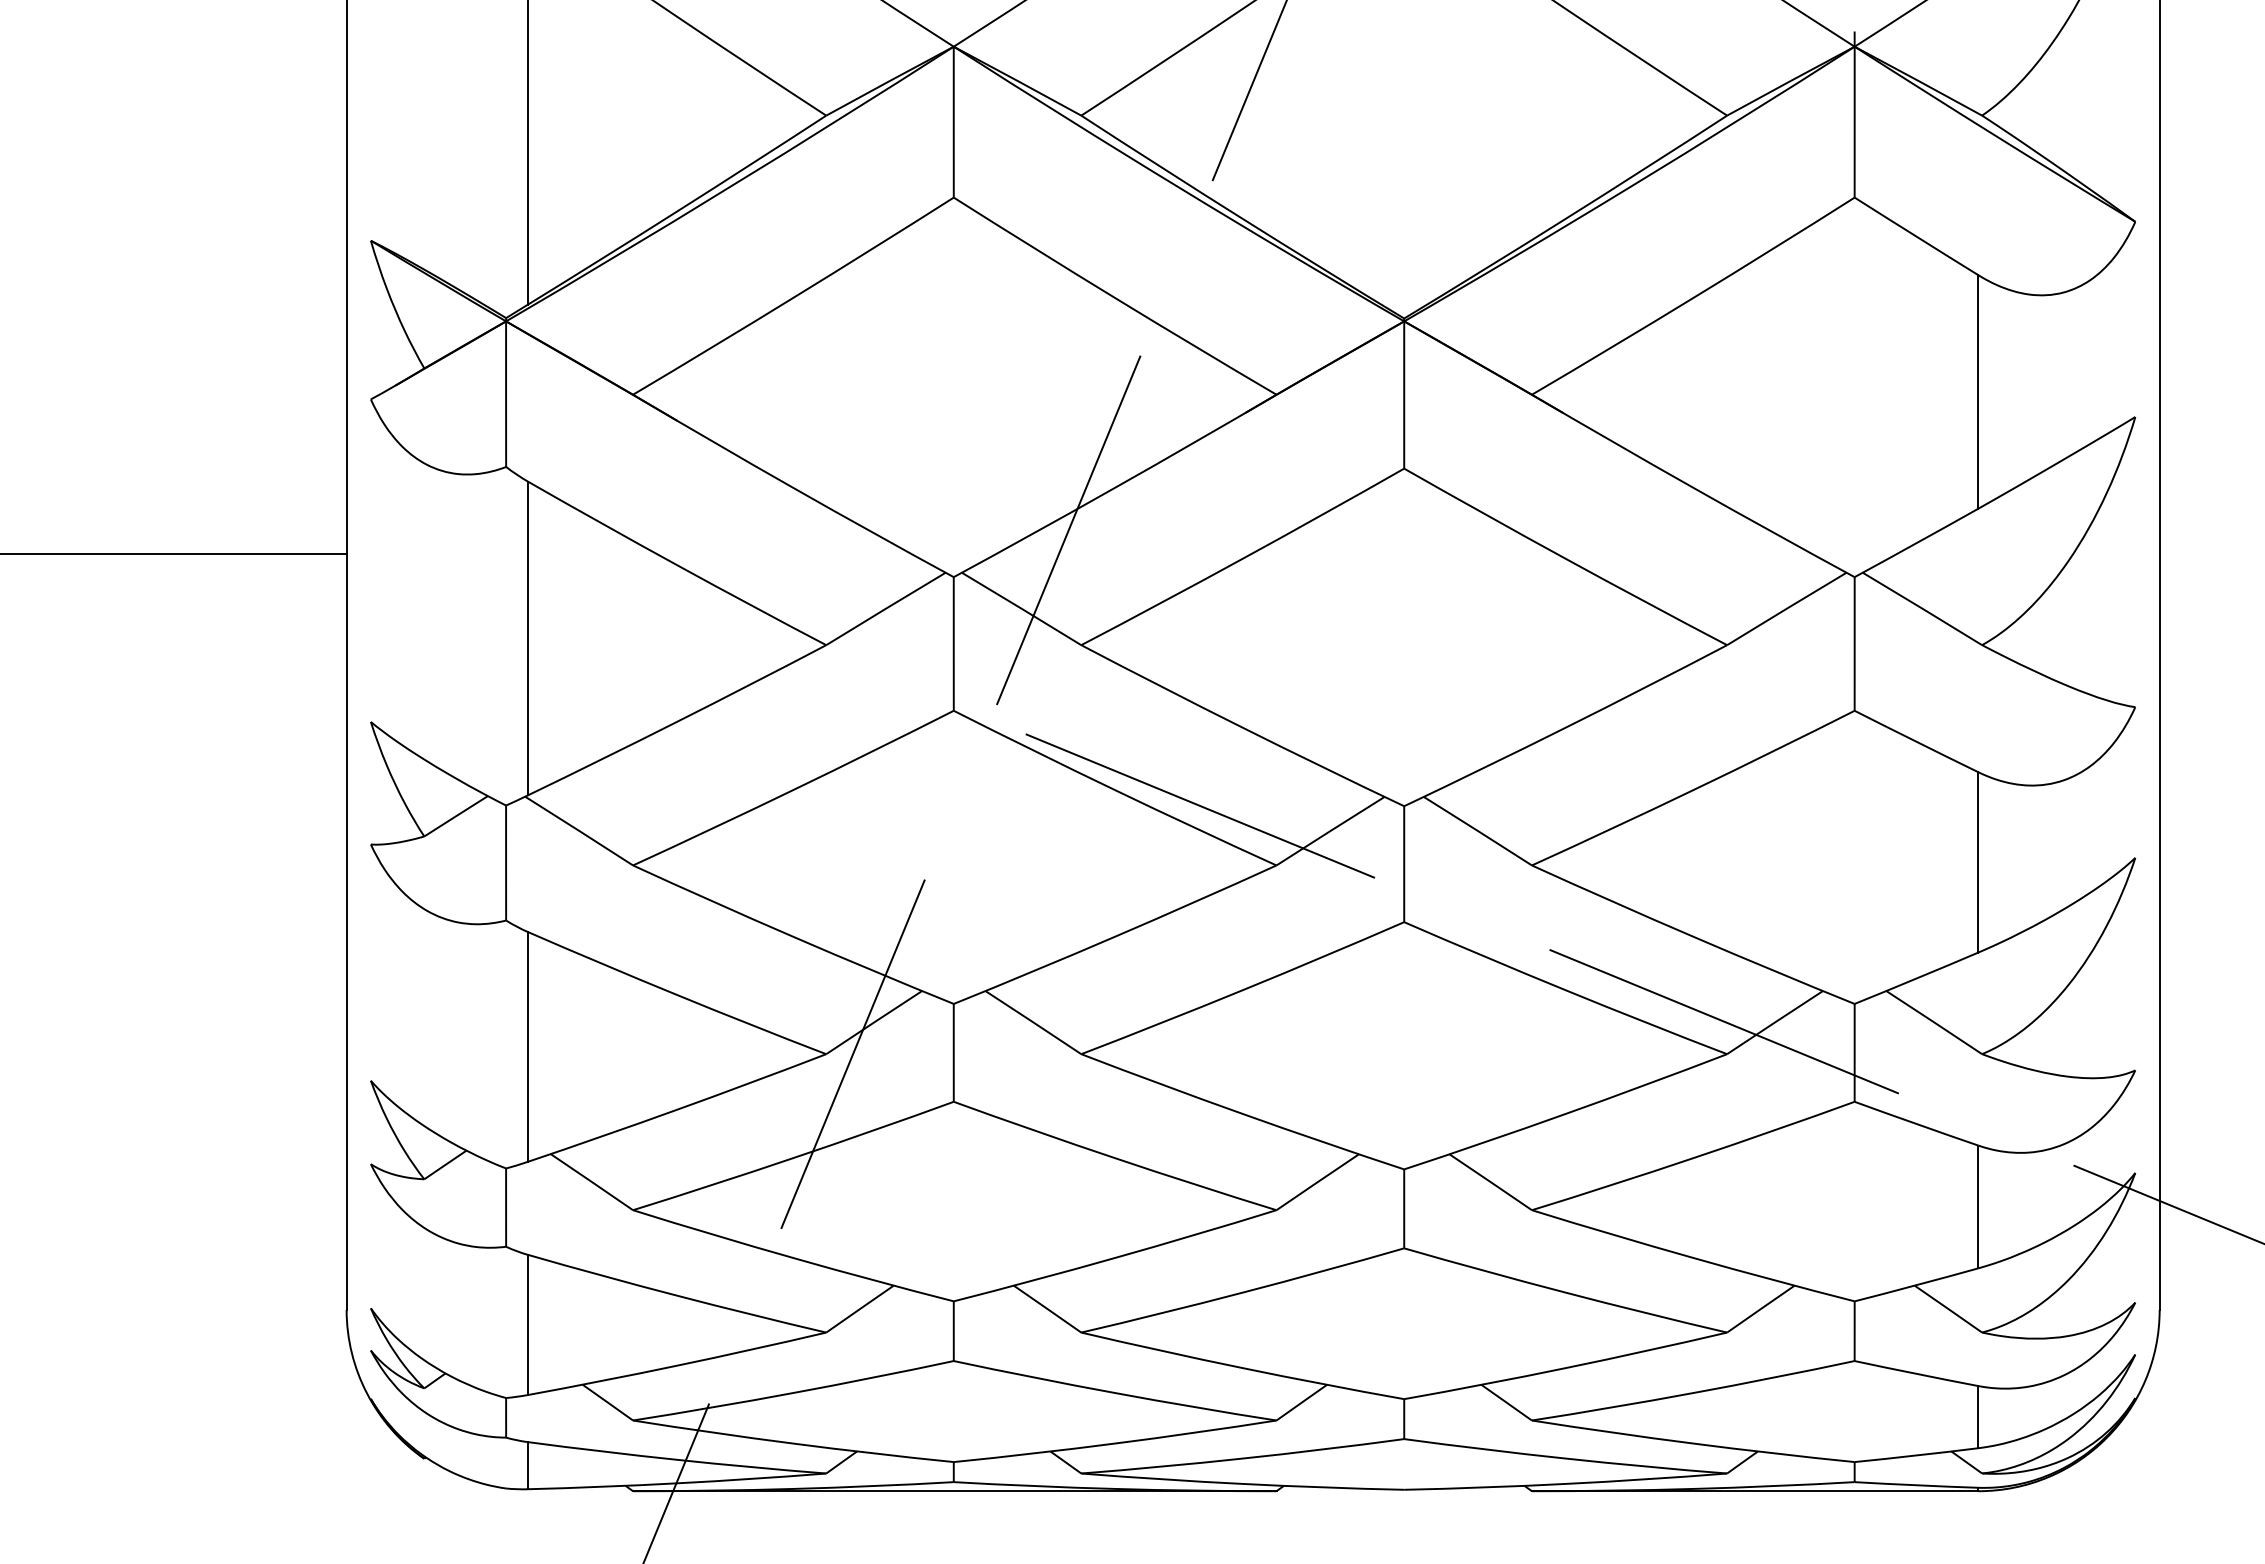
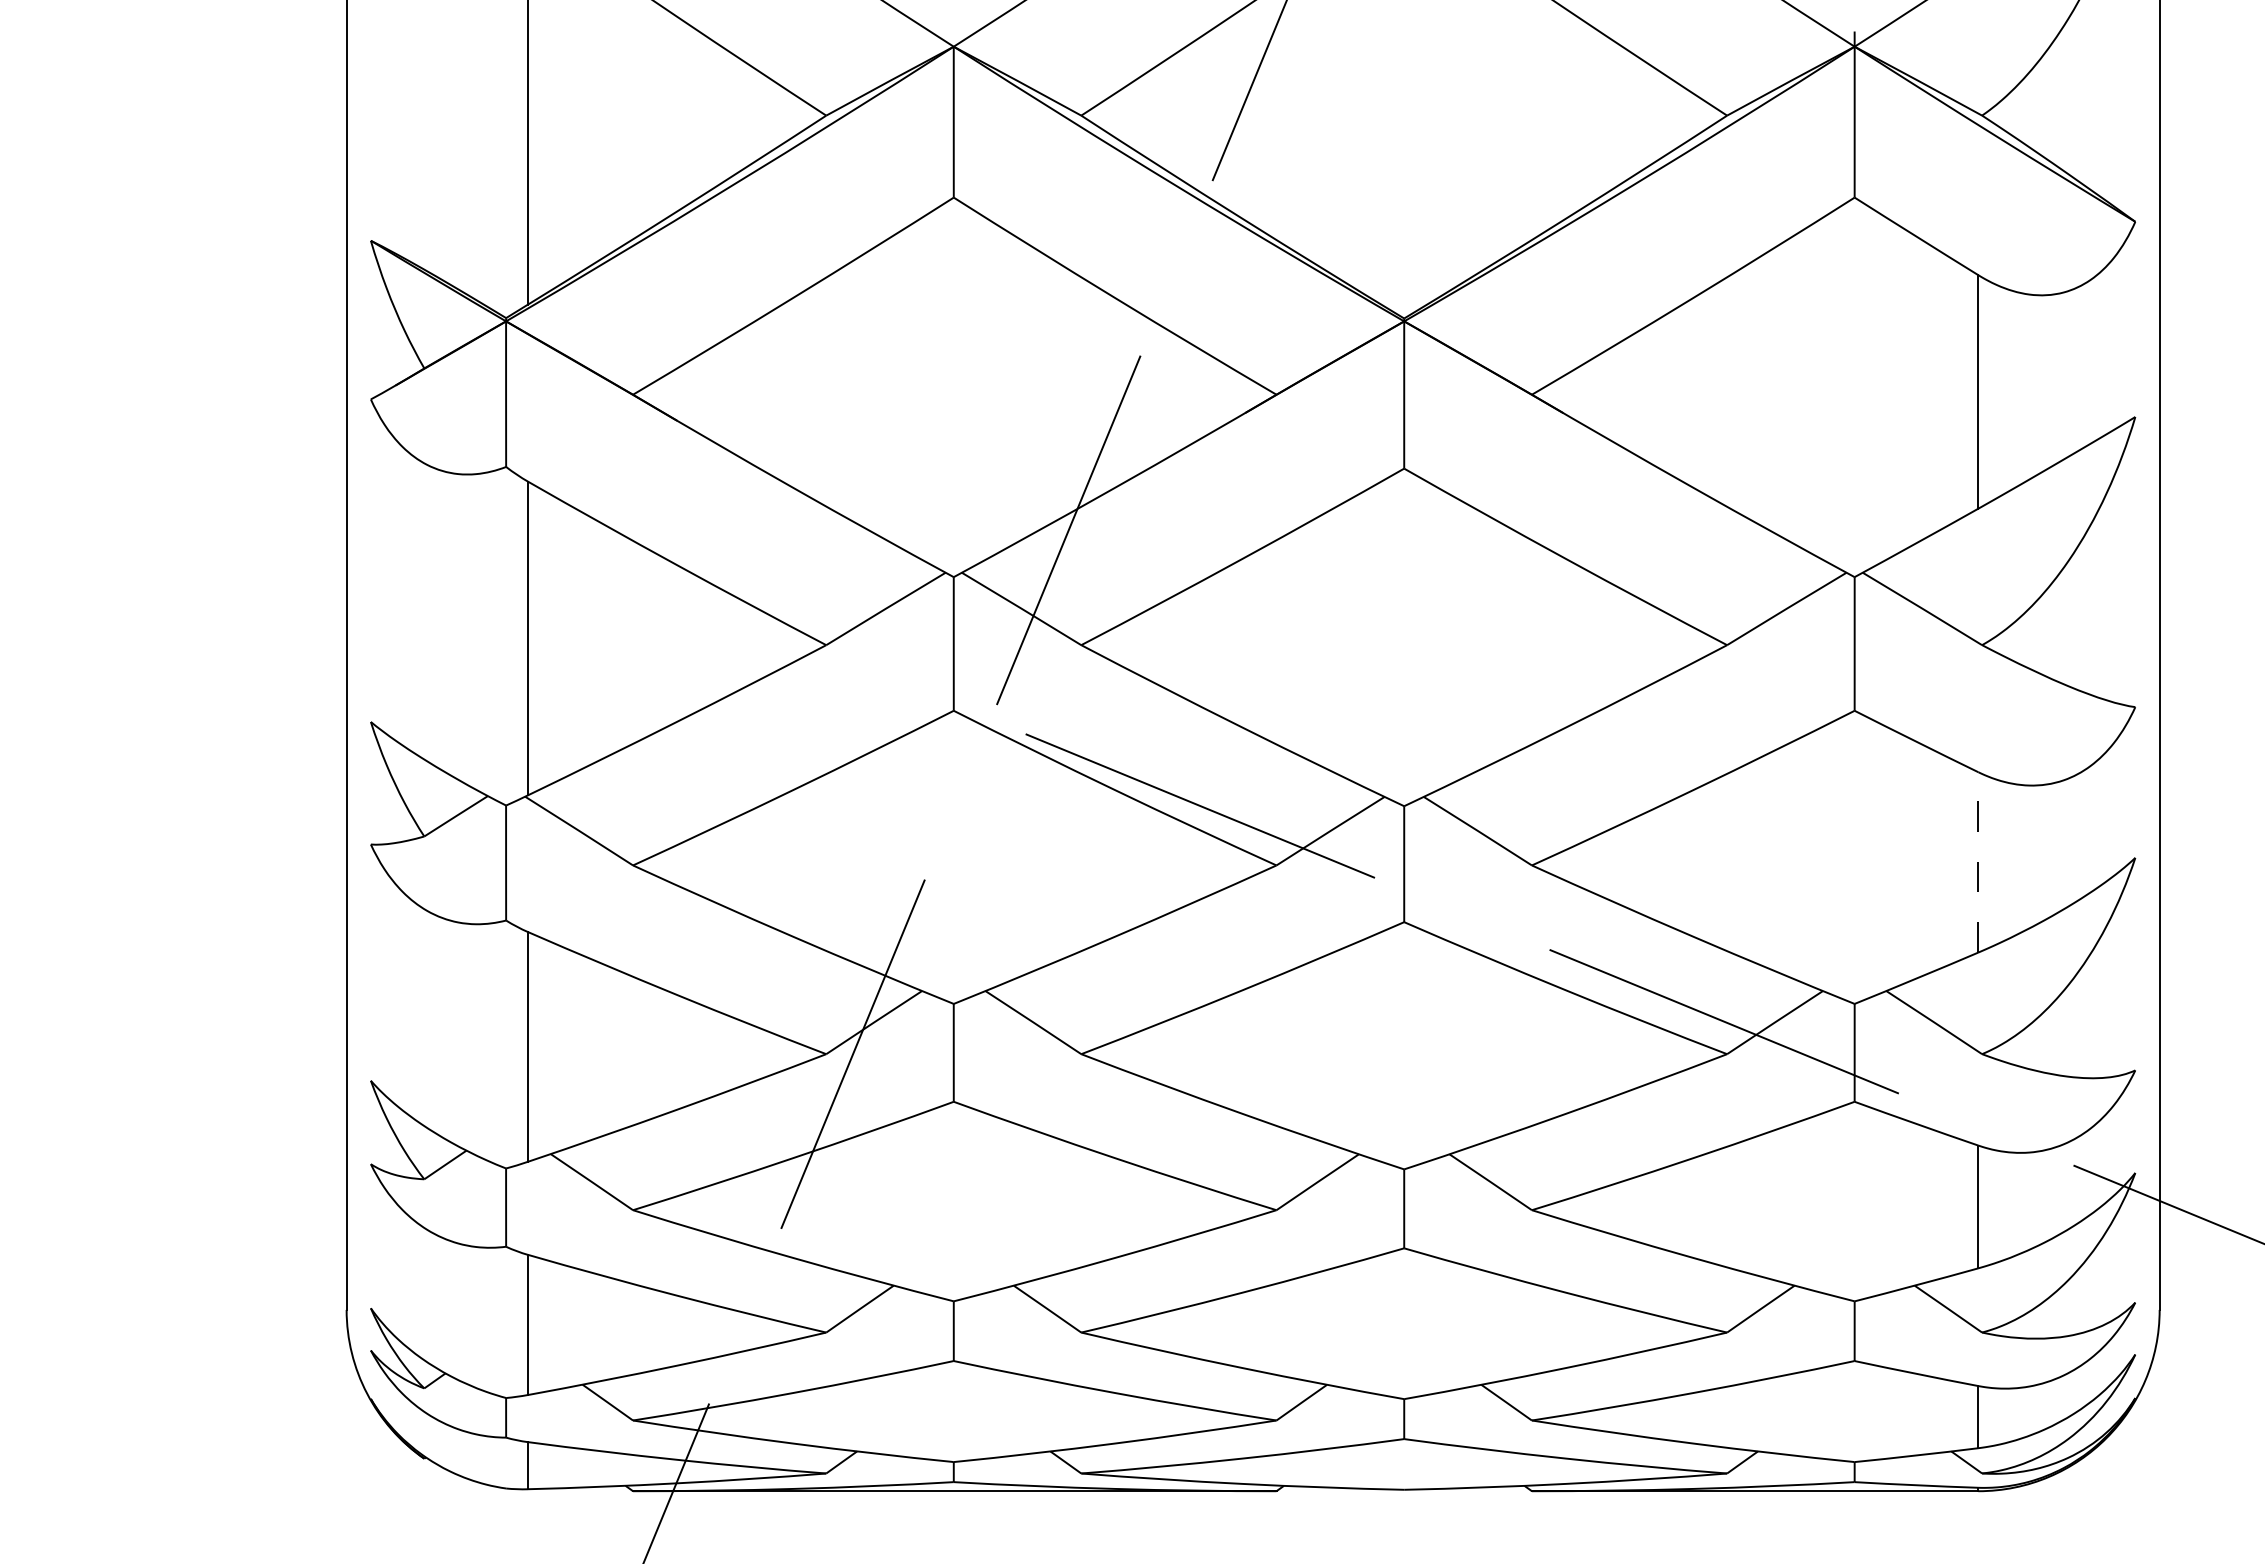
line: present -> none (174, 554)
line: solid -> dashed (1978, 861)
